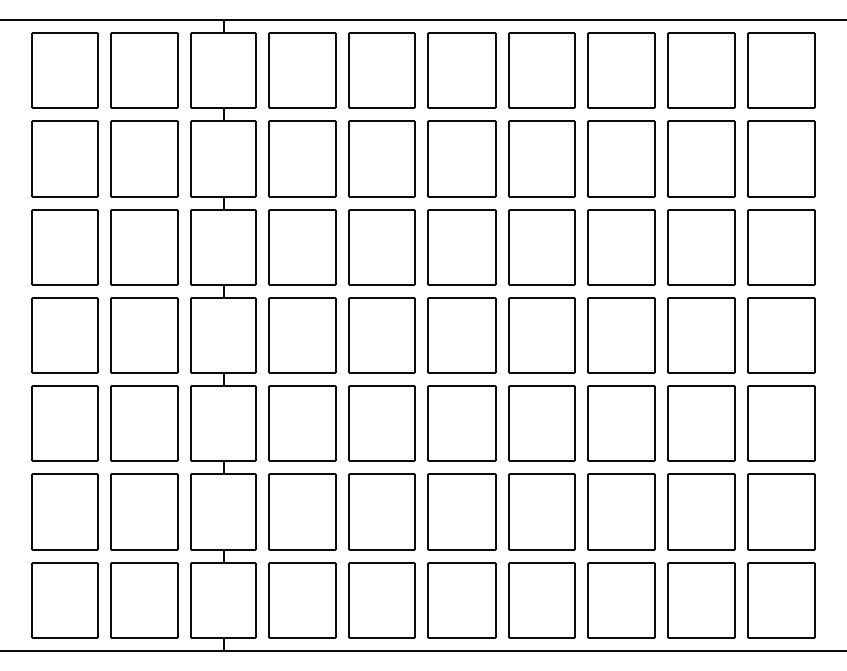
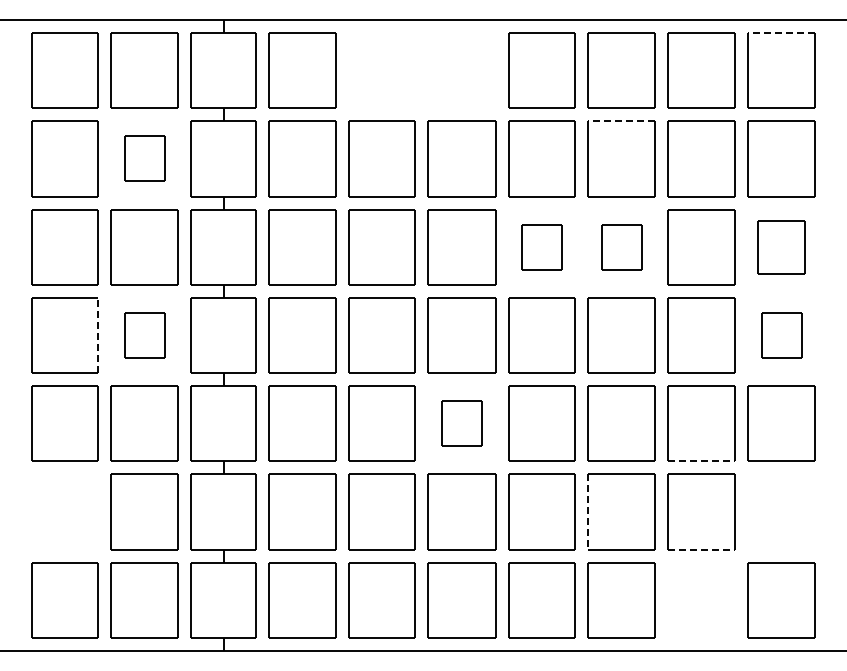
line: solid -> dashed (781, 33)
part: present -> none (381, 70)
part: present -> none (461, 70)
line: solid -> dashed (621, 121)
part size: 69x78 px -> 42x47 px (144, 158)
part size: 68x77 px -> 42x47 px (541, 247)
part size: 69x77 px -> 42x47 px (621, 247)
part size: 69x77 px -> 49x55 px (781, 247)
line: solid -> dashed (98, 335)
part size: 69x77 px -> 42x47 px (144, 335)
part size: 69x77 px -> 42x47 px (781, 335)
part size: 70x77 px -> 42x47 px (461, 423)
line: solid -> dashed (702, 461)
part: present -> none (64, 511)
line: solid -> dashed (588, 511)
part: present -> none (781, 511)
line: solid -> dashed (702, 549)
part: present -> none (701, 600)
